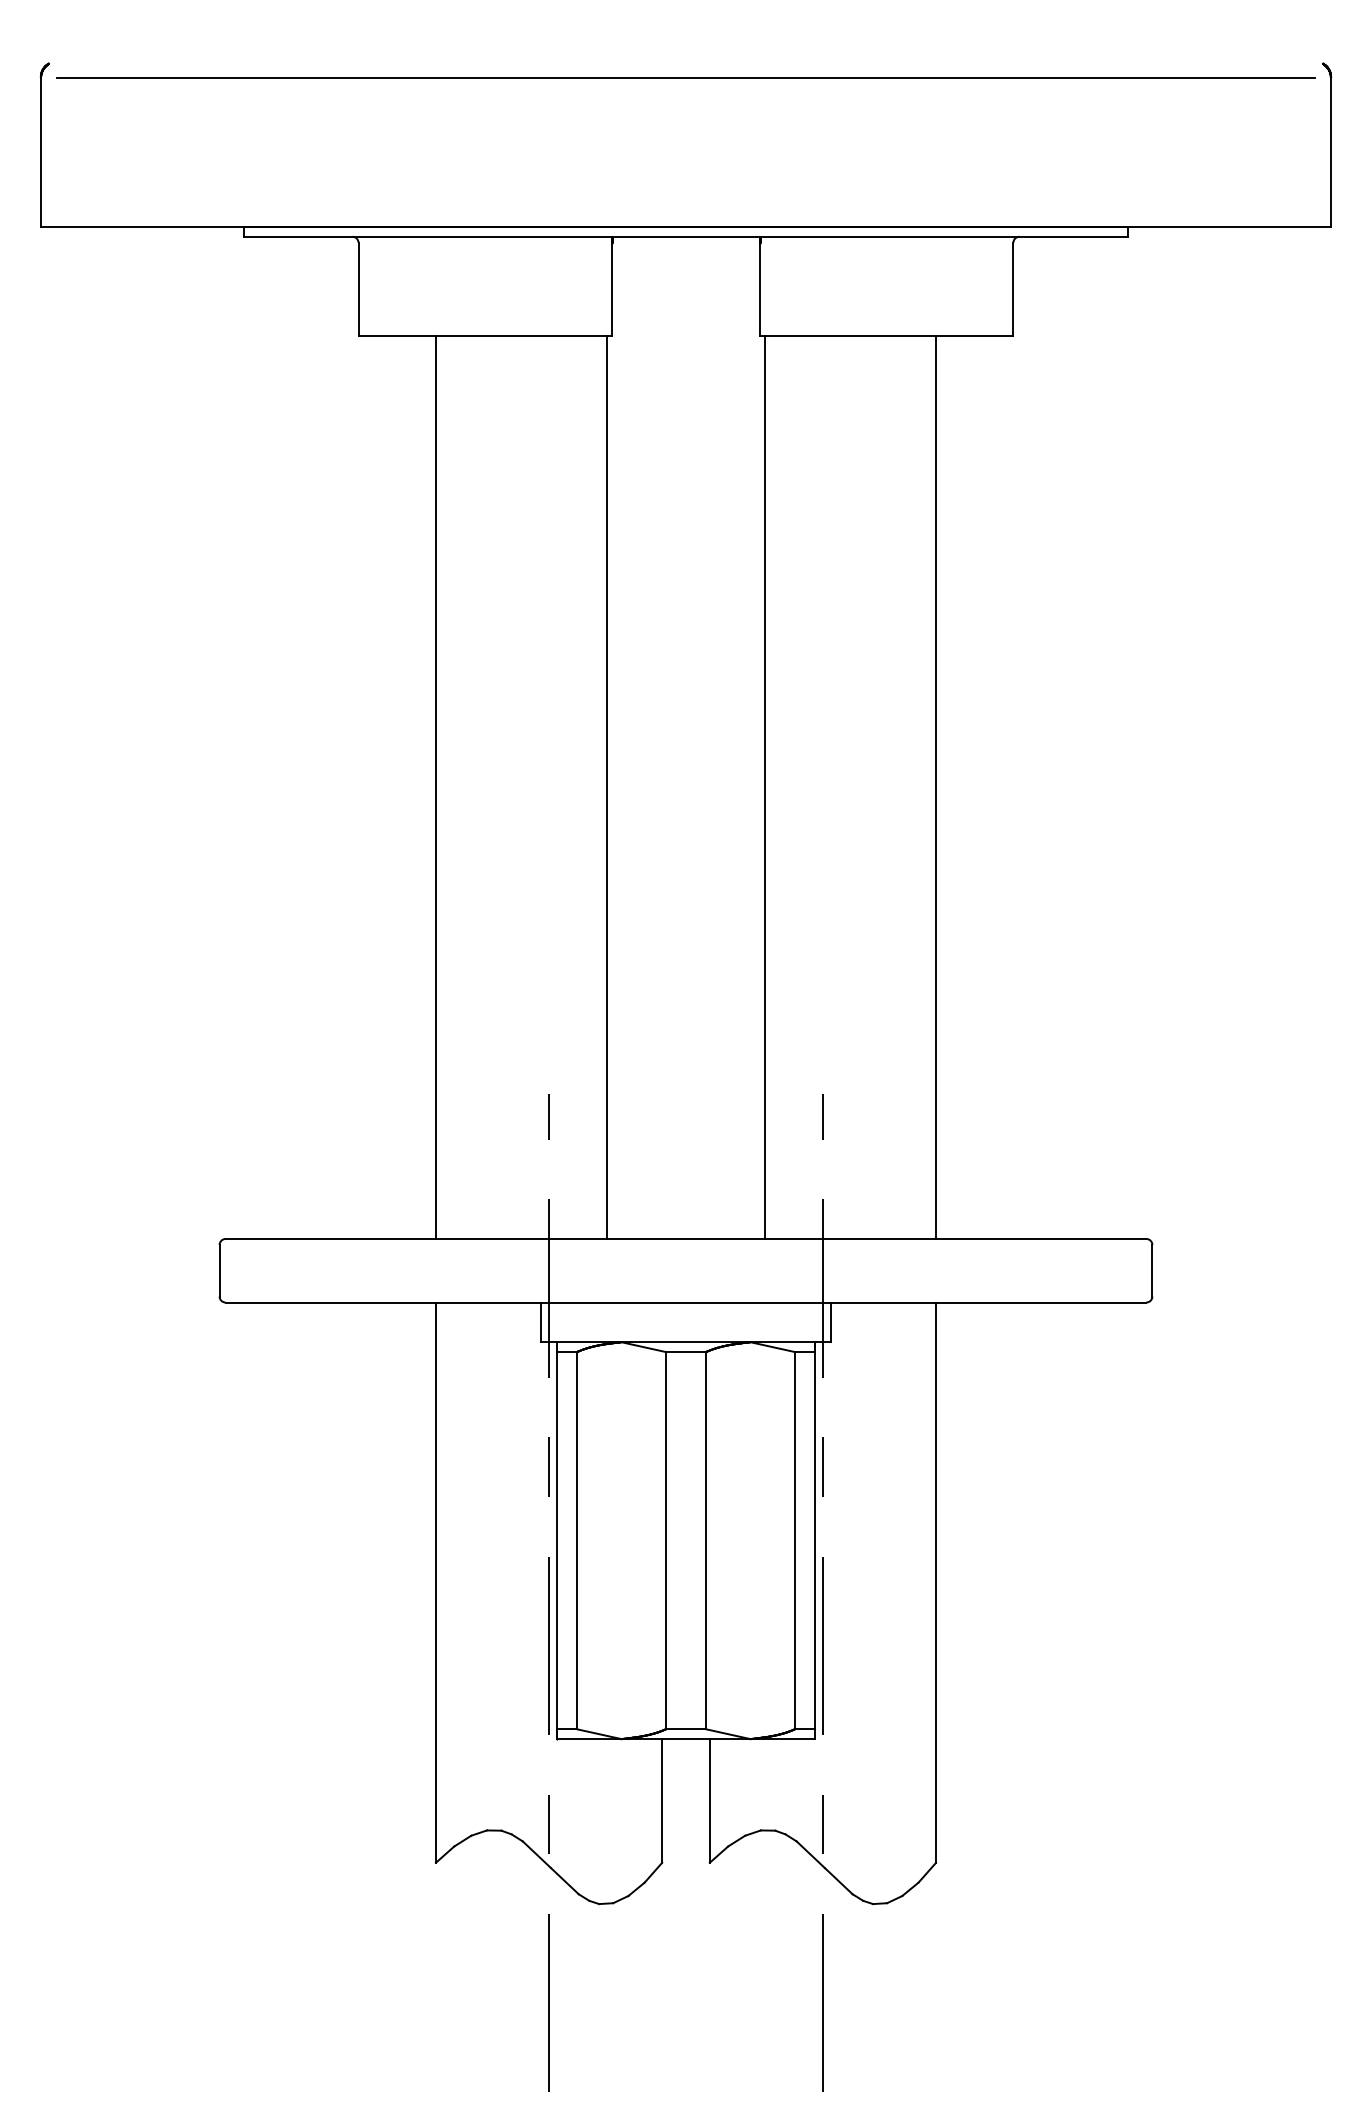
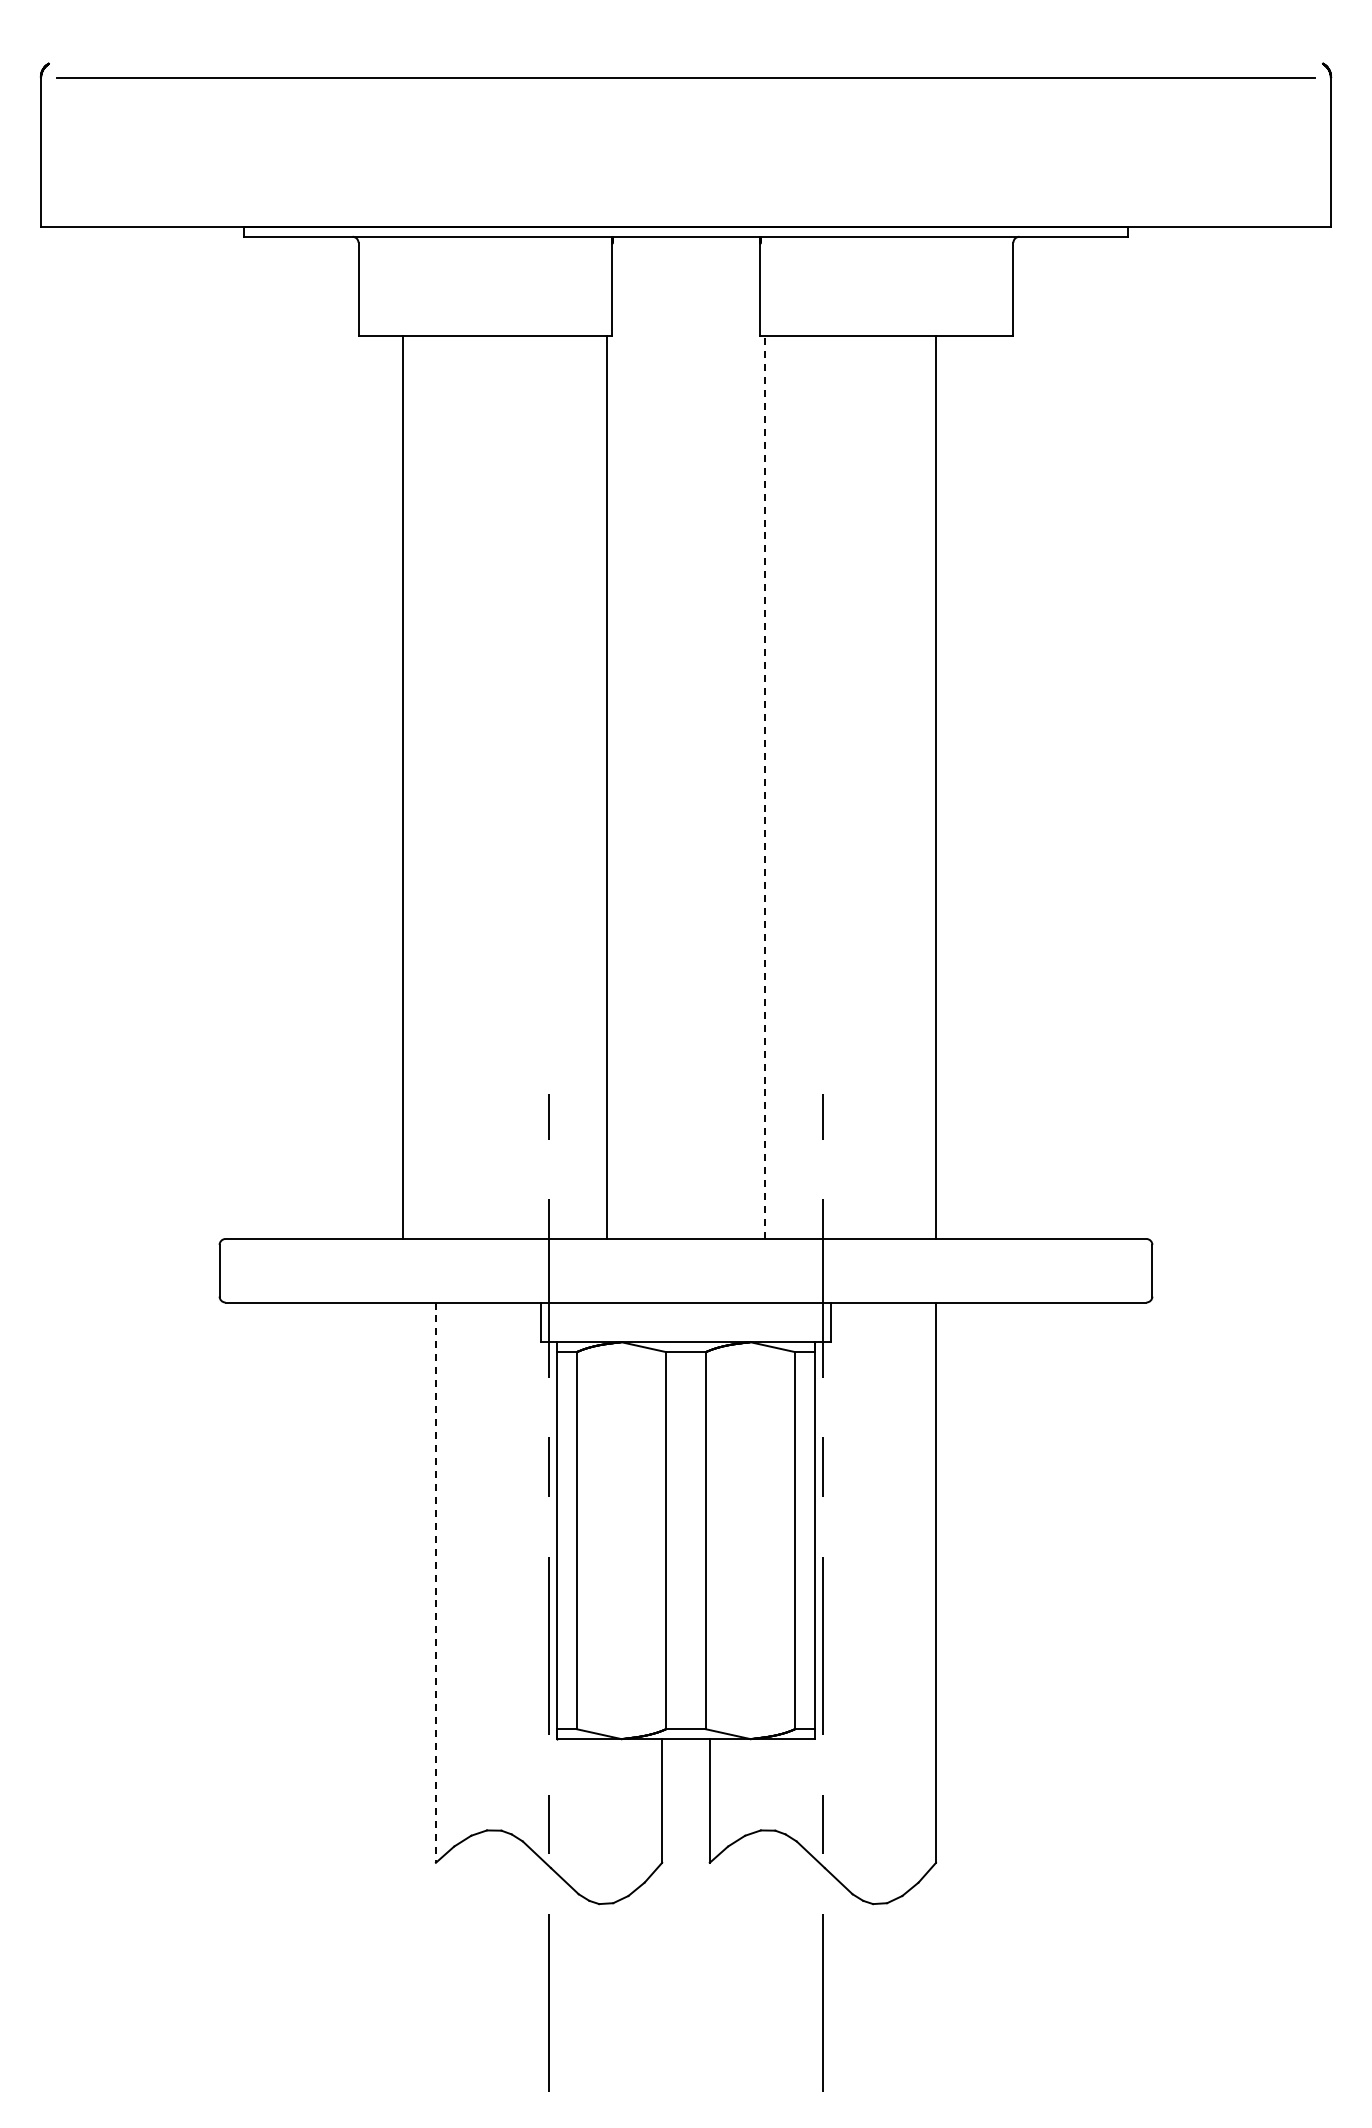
line position: (435, 787) -> (402, 787) (402, 787)
line: solid -> dashed (765, 787)
line: solid -> dashed (435, 1583)
